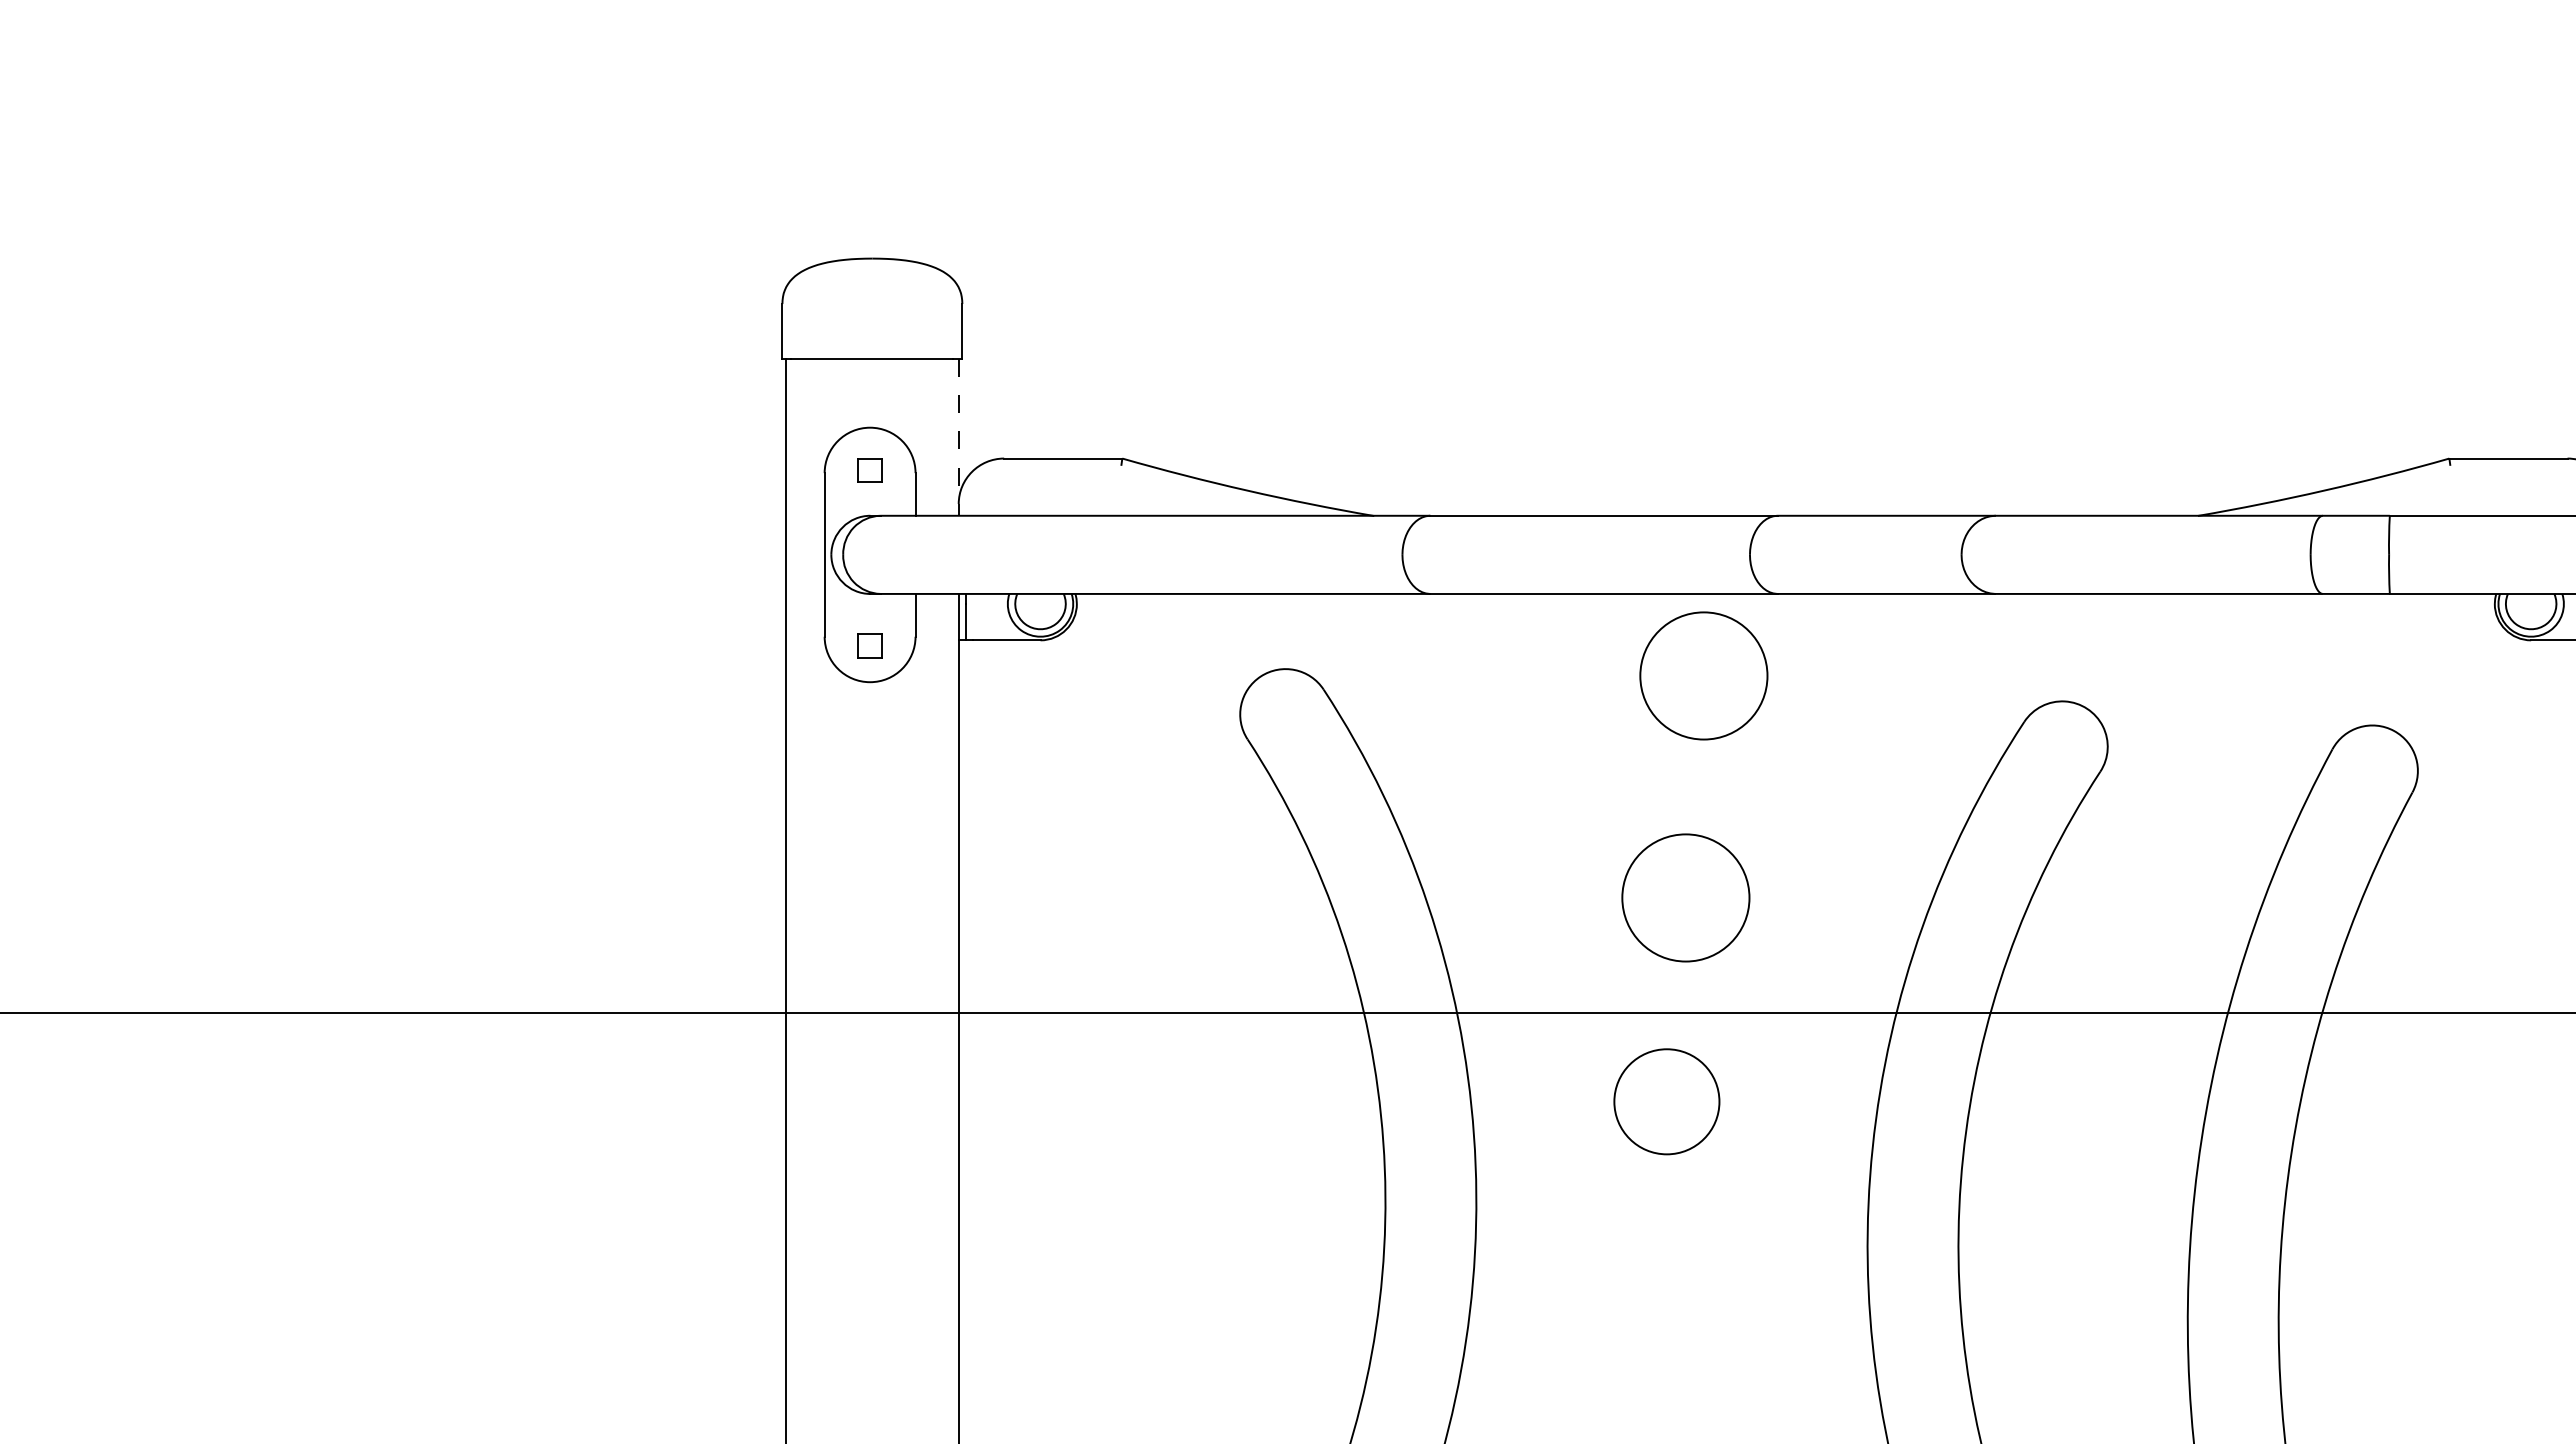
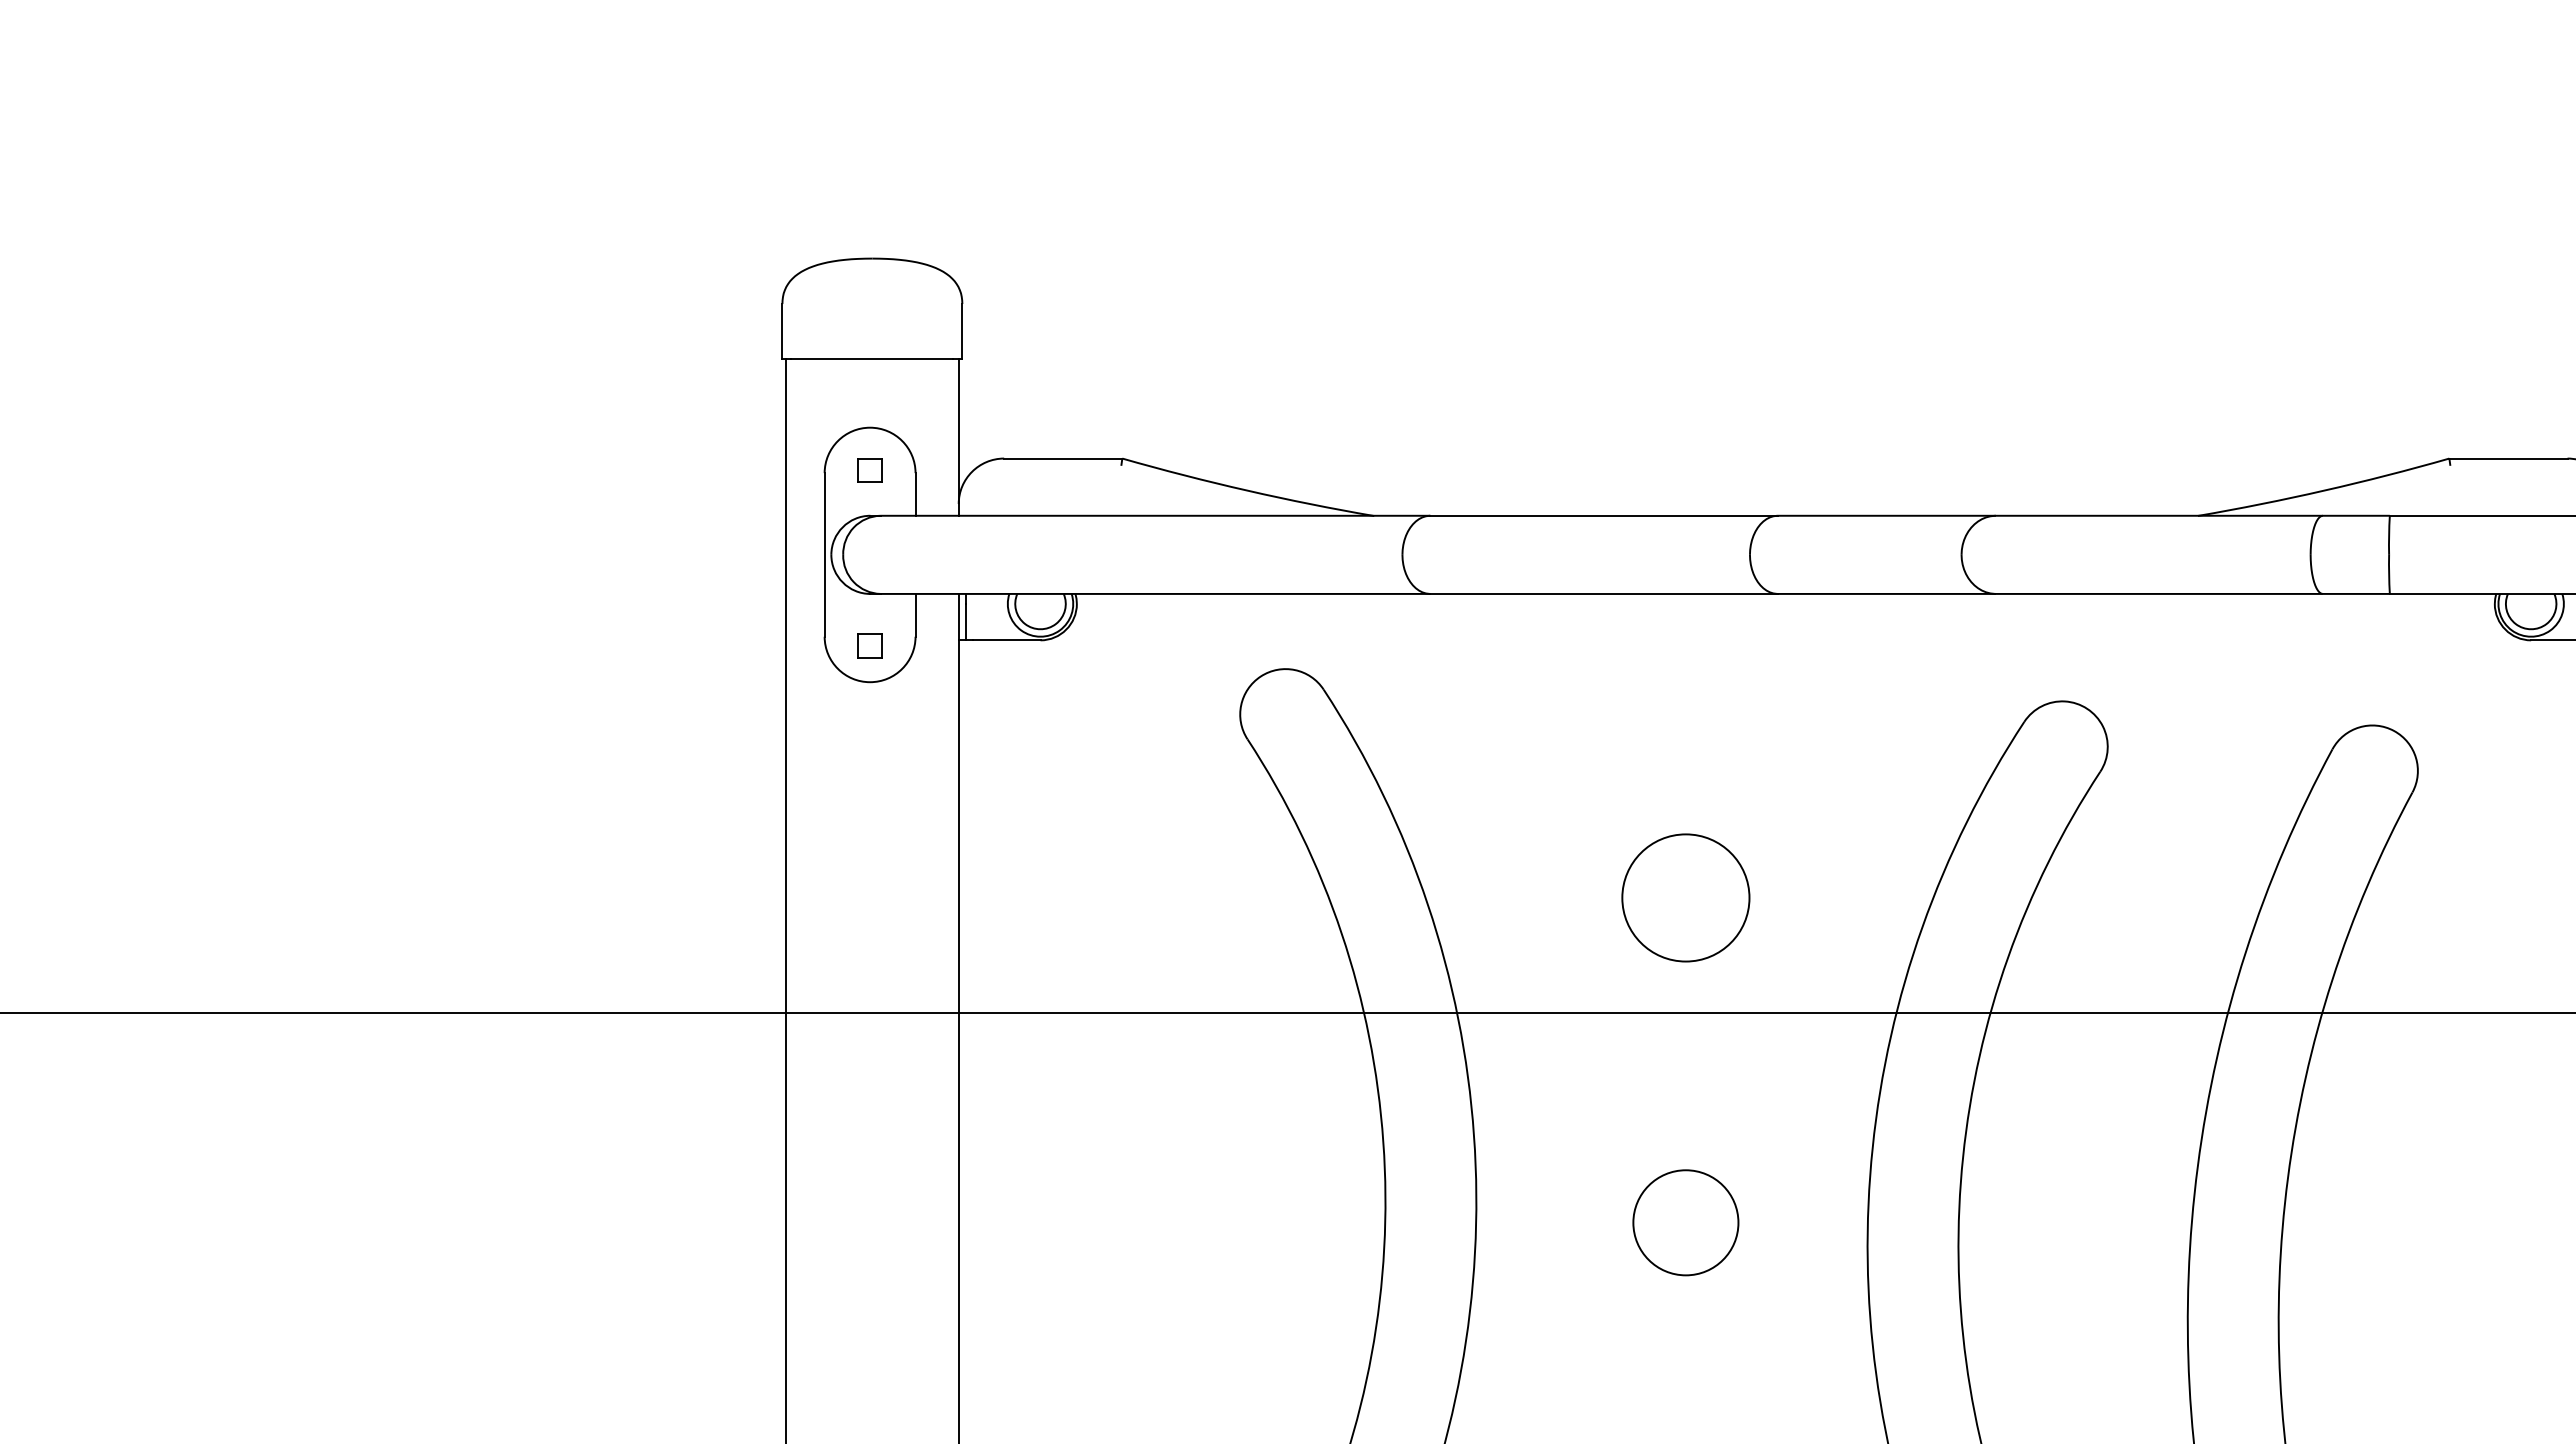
line: dashed -> solid (958, 437)
circle: present -> none (1703, 675)
circle position: (1666, 1101) -> (1685, 1222) (1685, 1222)
